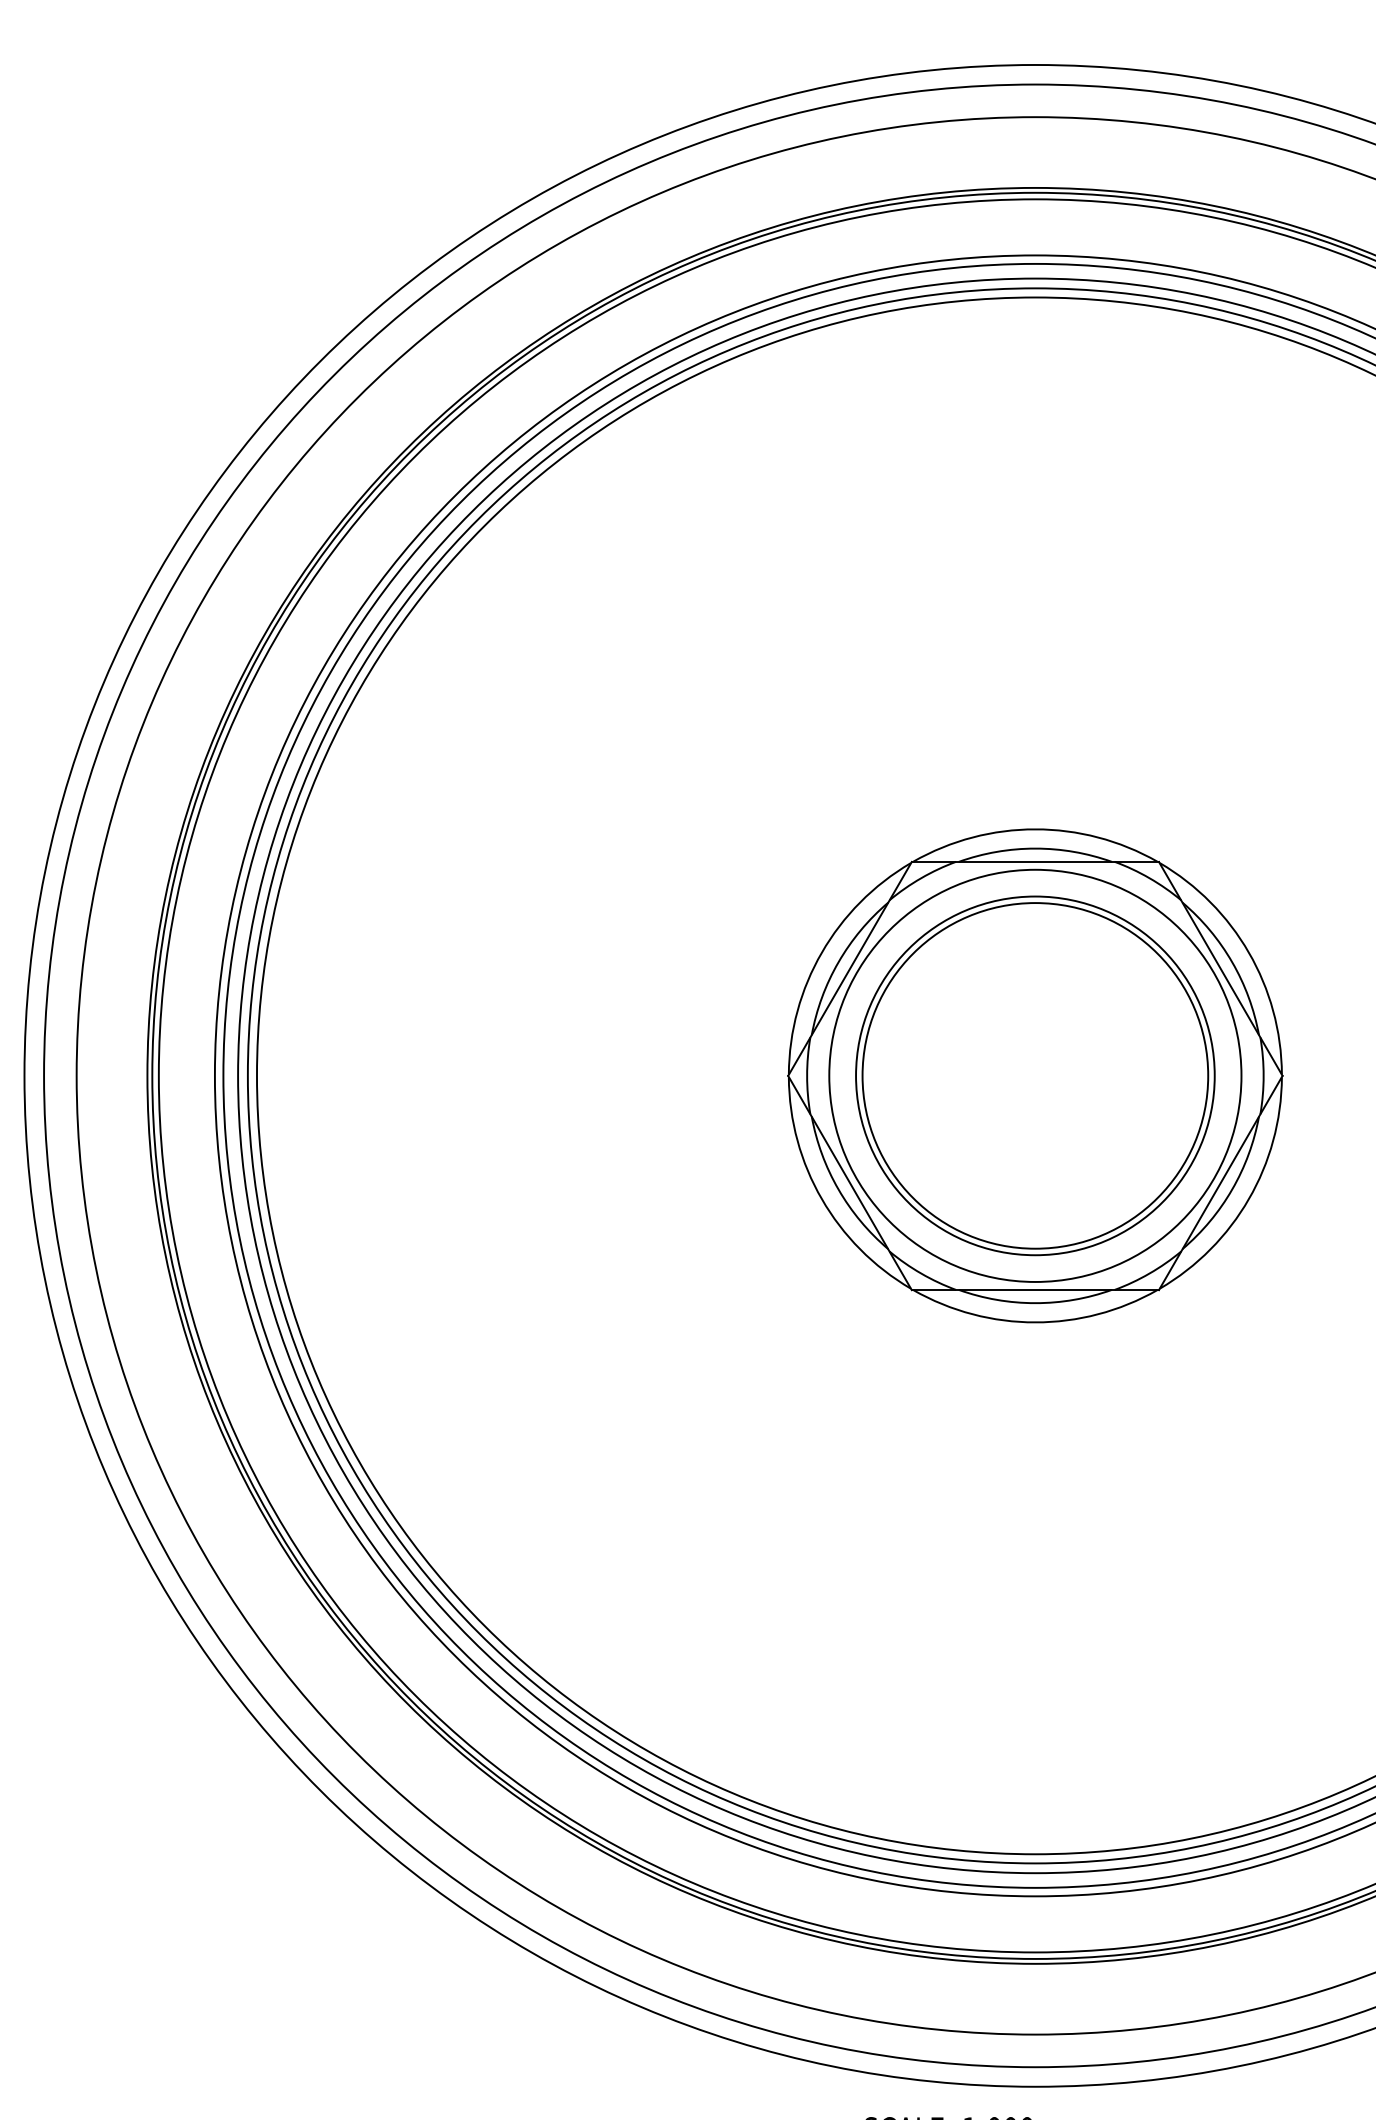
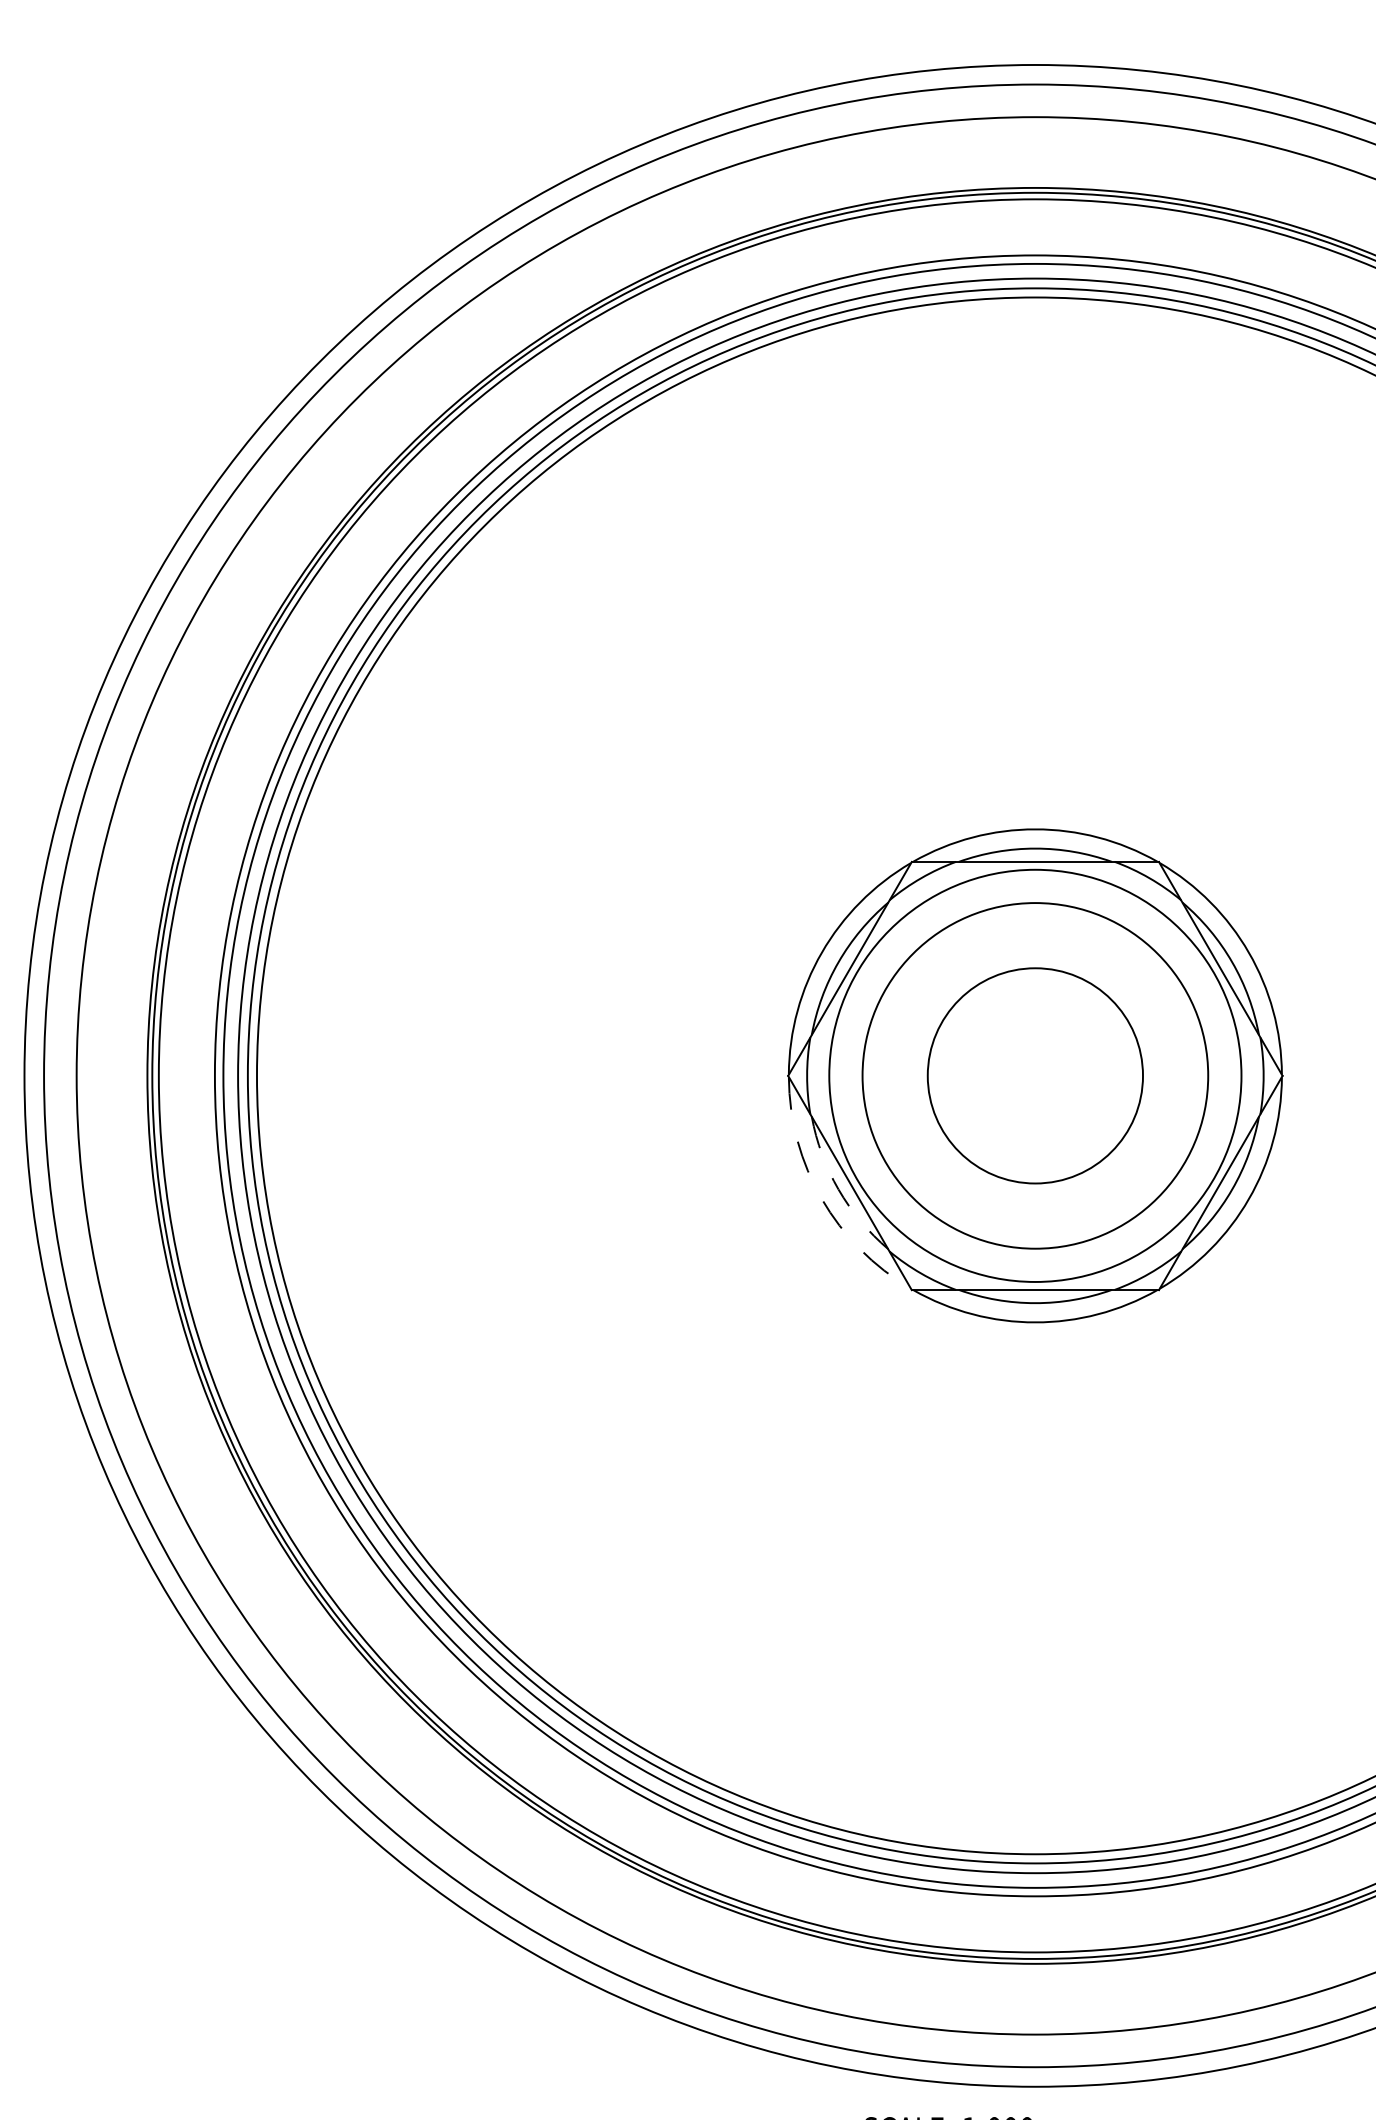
circle diameter: 359 px -> 215 px (1035, 1075)
arc: solid -> dashed (838, 1189)
arc: solid -> dashed (821, 1199)
